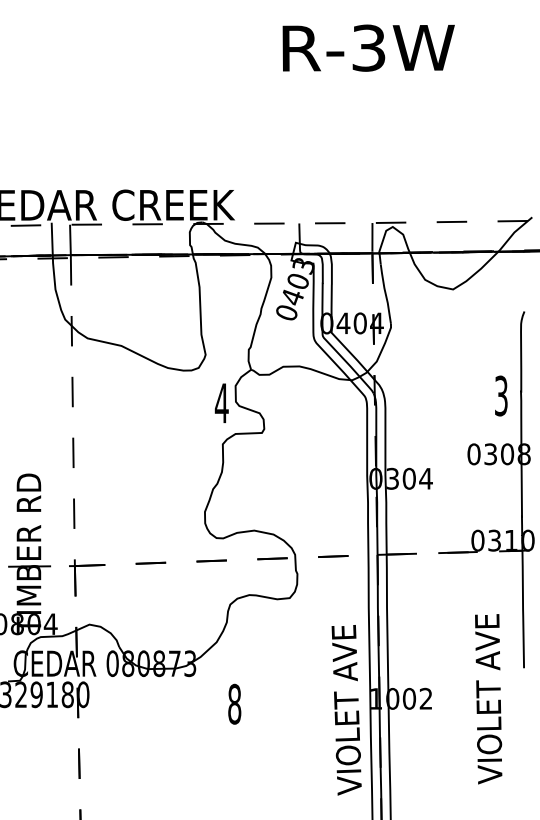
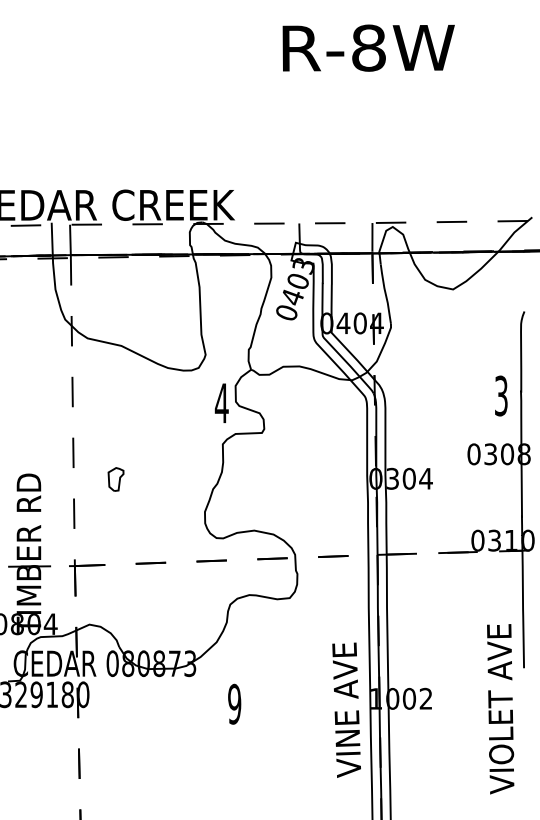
text: R-3W -> R-8W (368, 47)
part: none -> present (115, 479)
text position: (488, 699) -> (500, 709) (500, 709)
text: 8 -> 9 (234, 704)
text: VIOLET AVE -> VINE AVE (346, 710)
